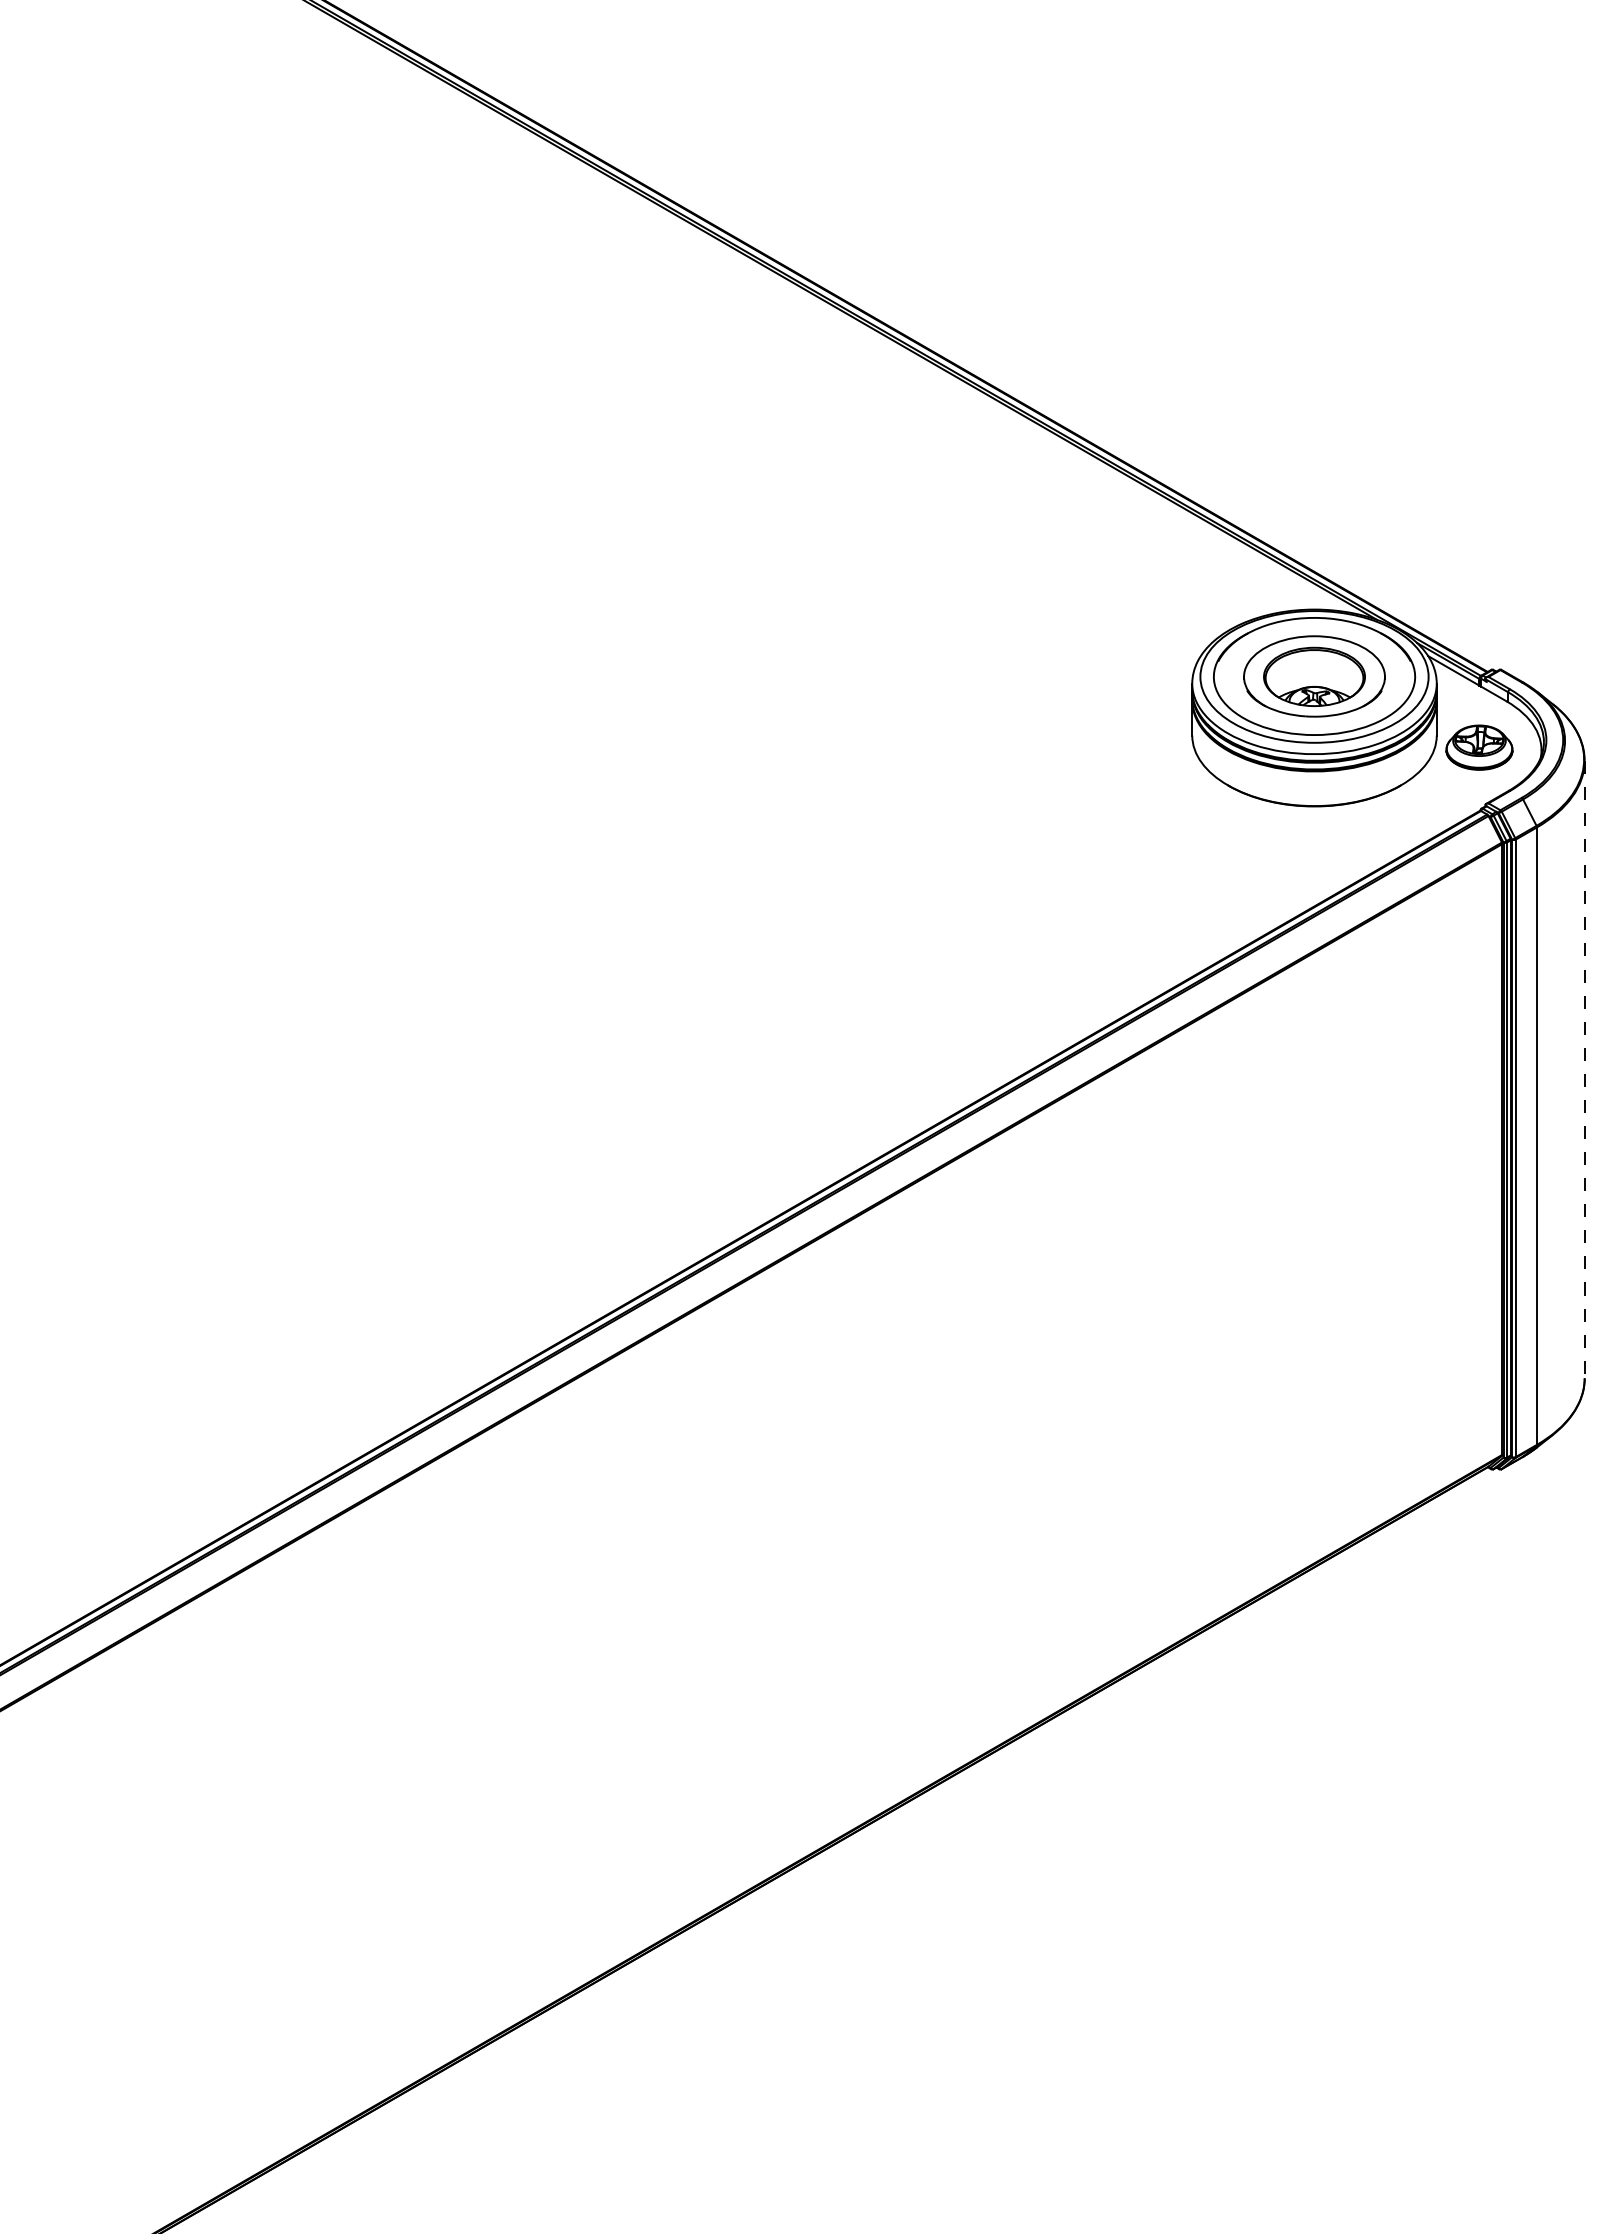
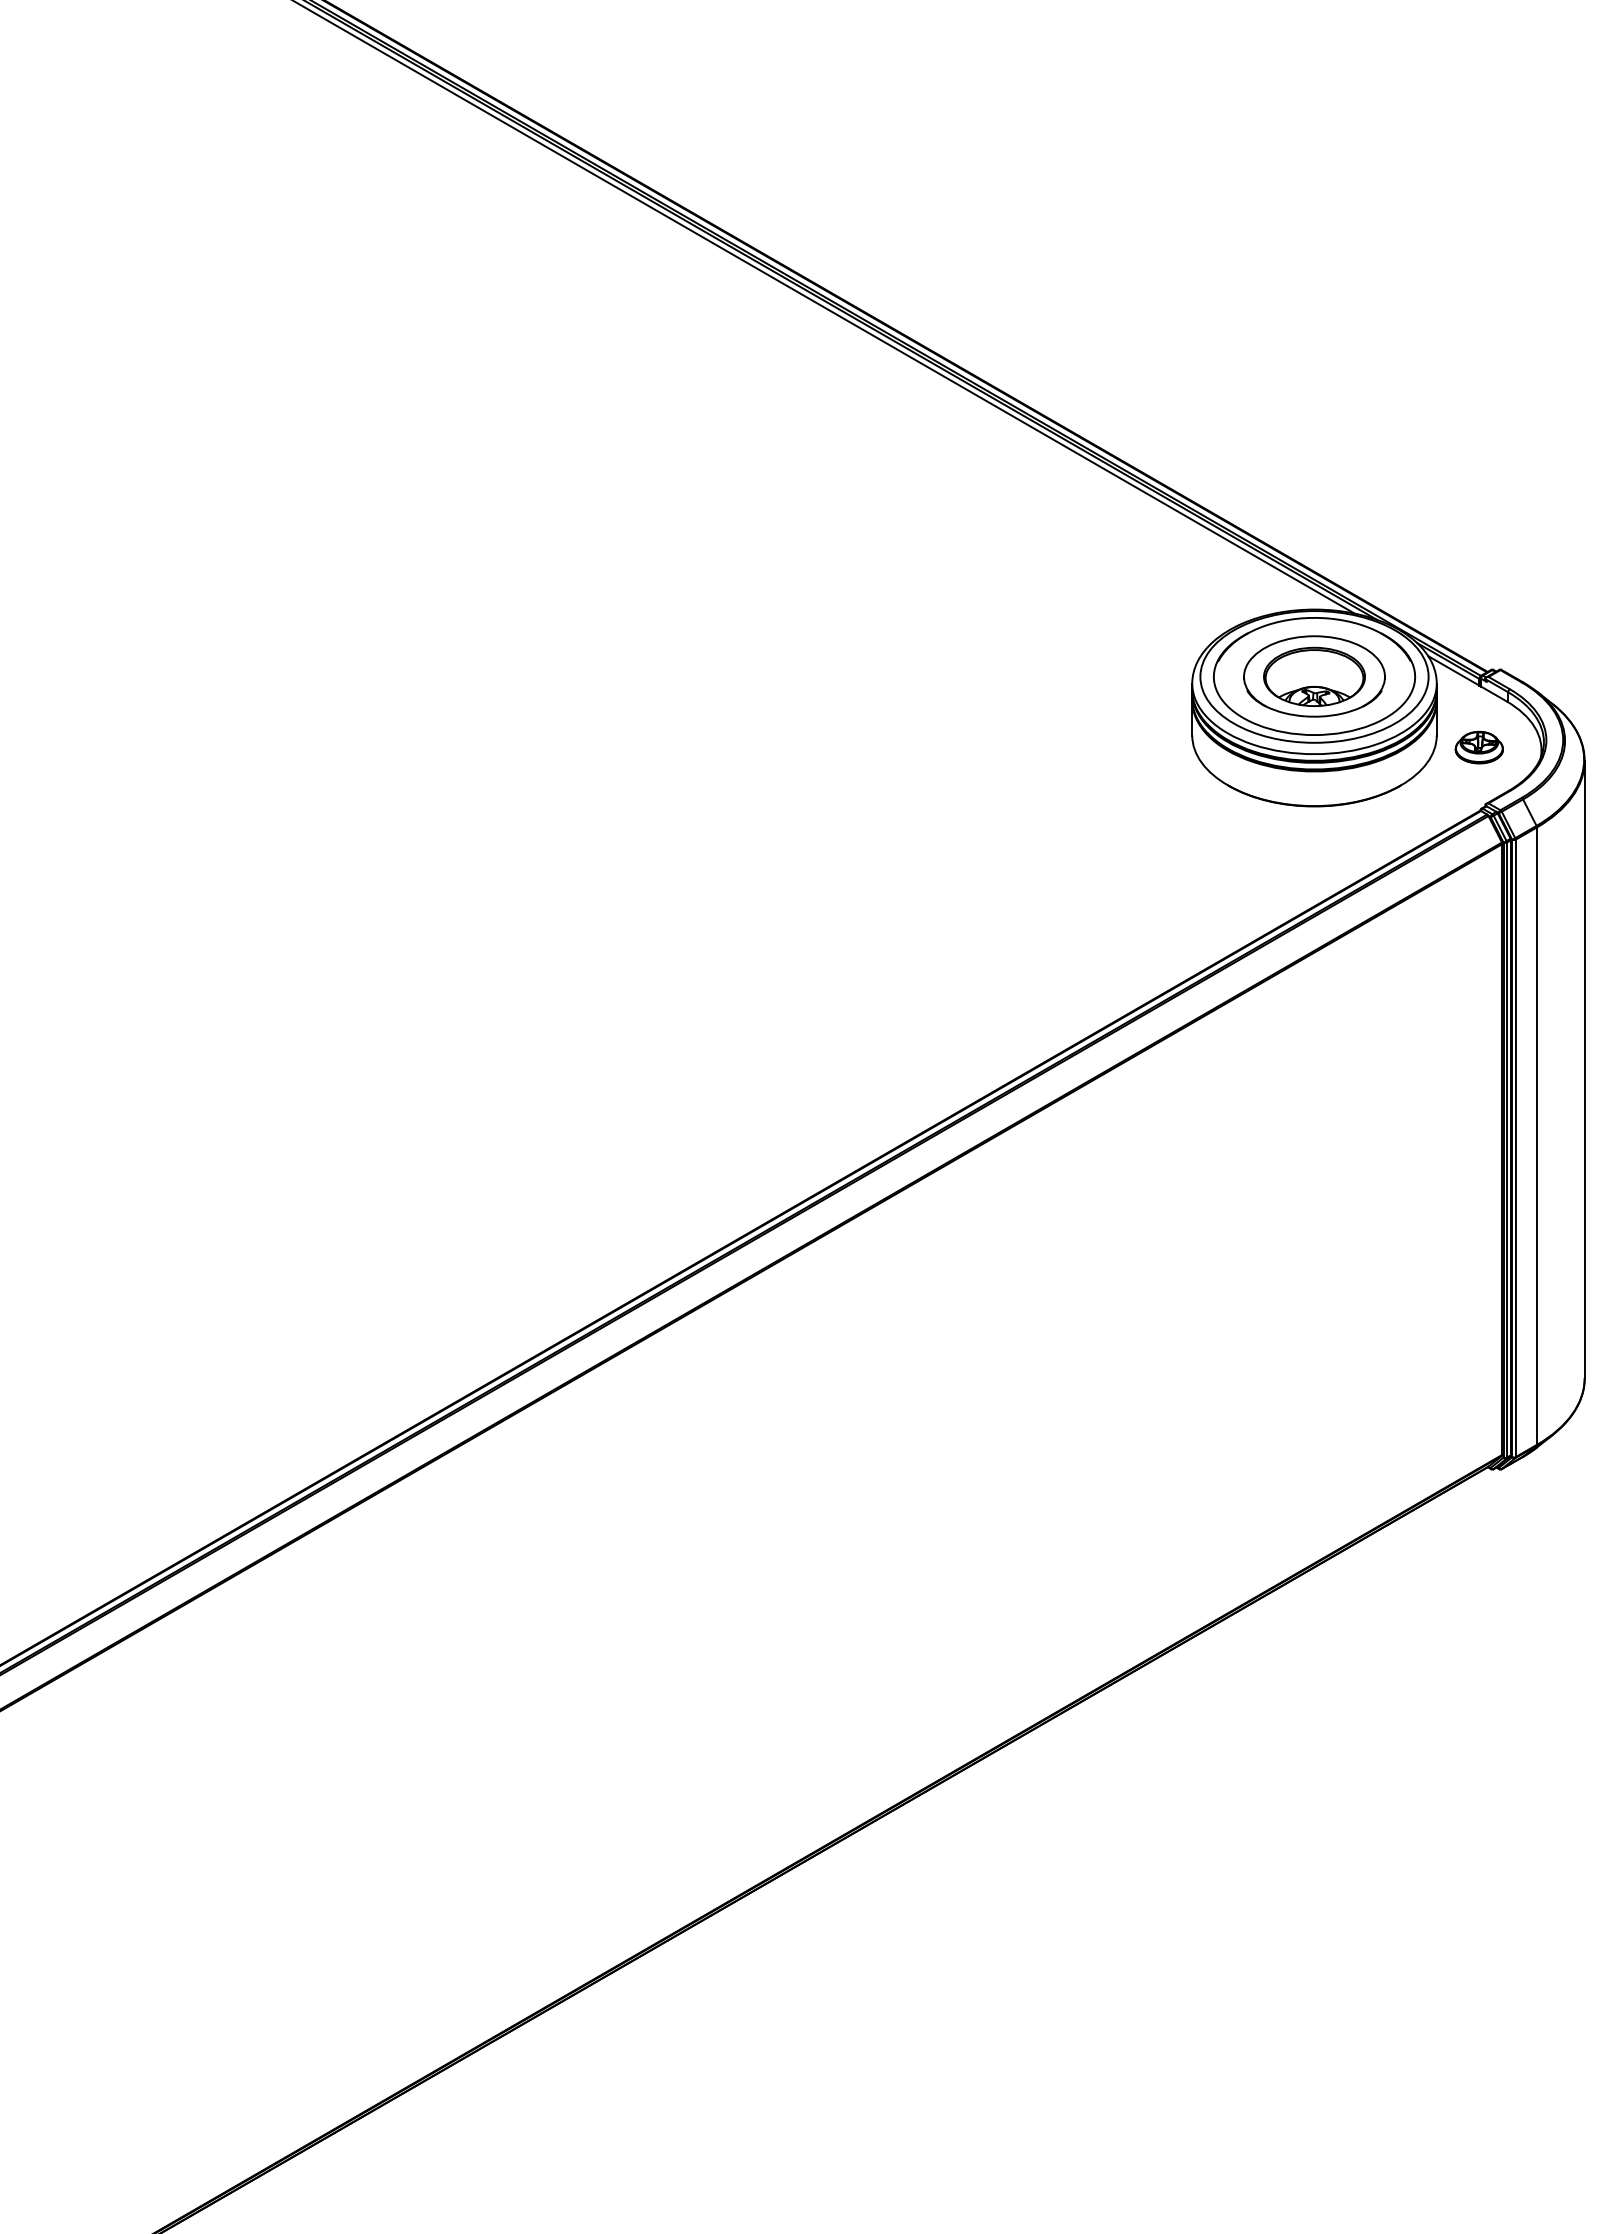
line: none -> present (824, 307)
part size: 69x47 px -> 50x35 px (1478, 747)
line: dashed -> solid (1584, 1069)
